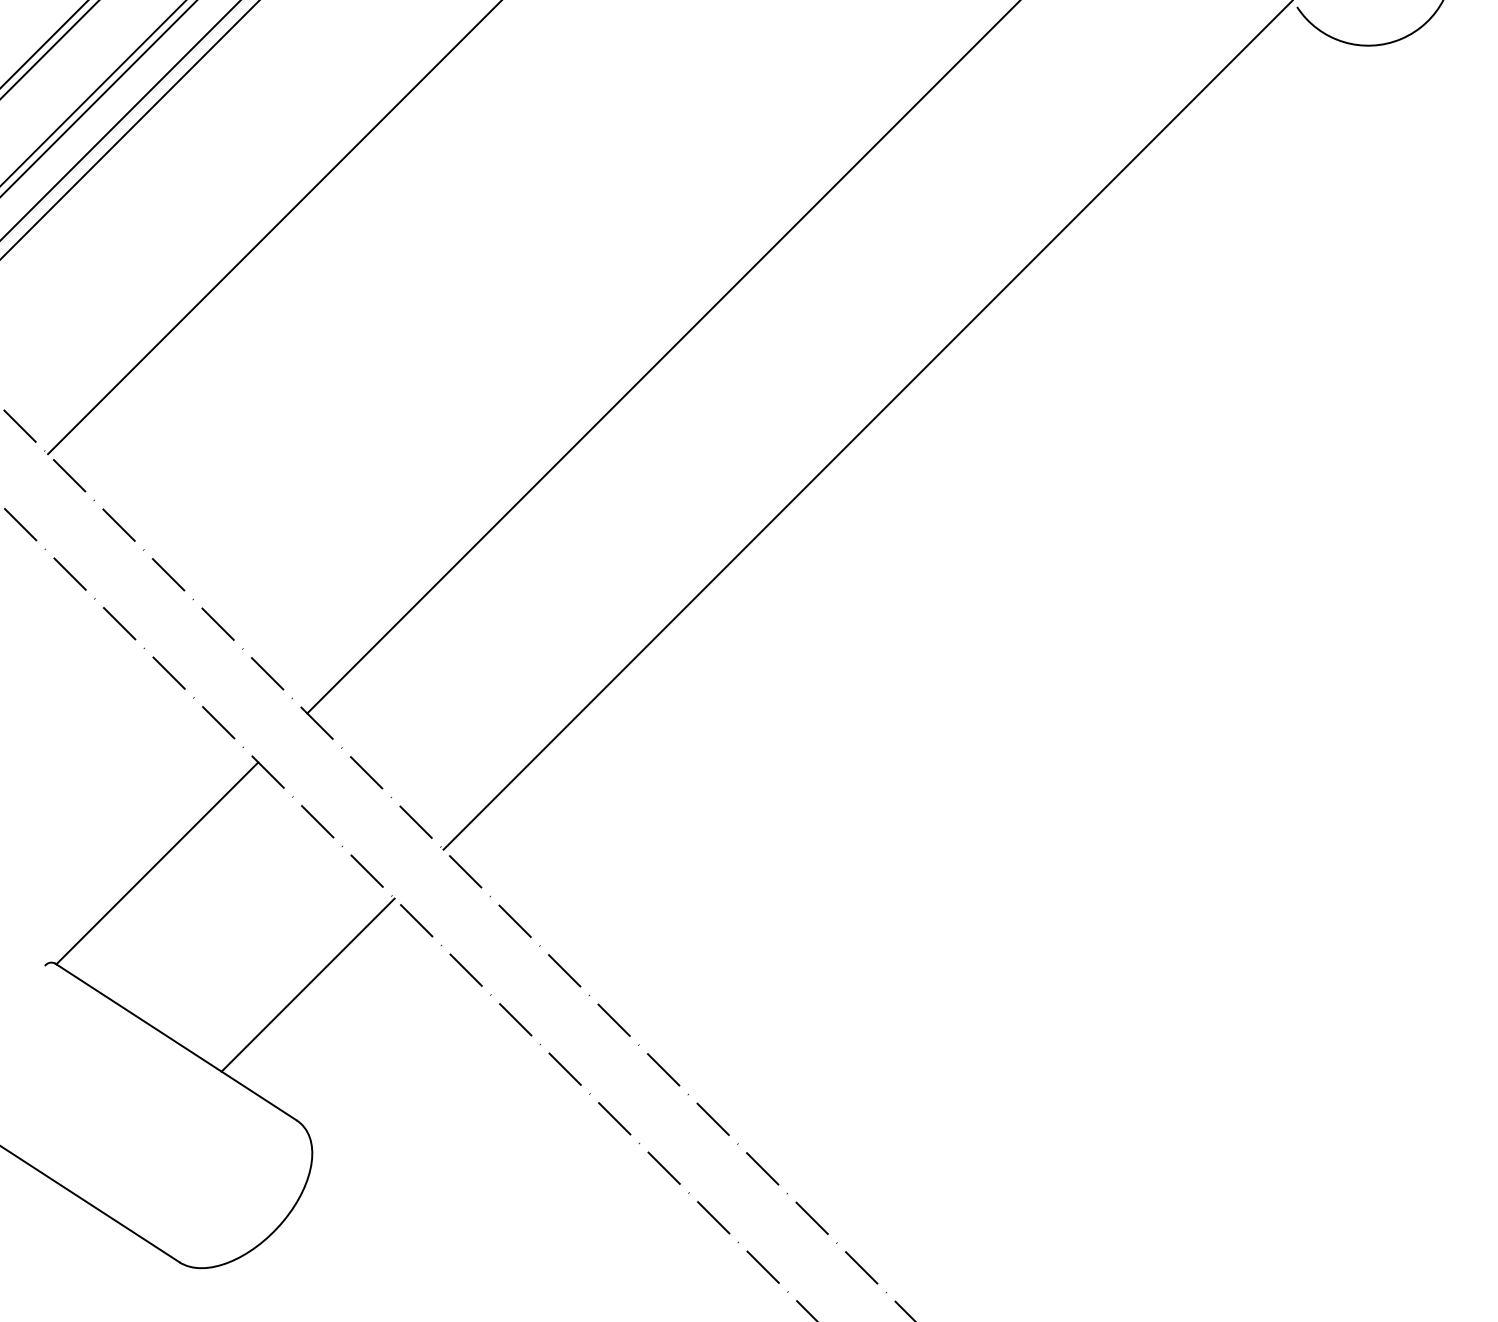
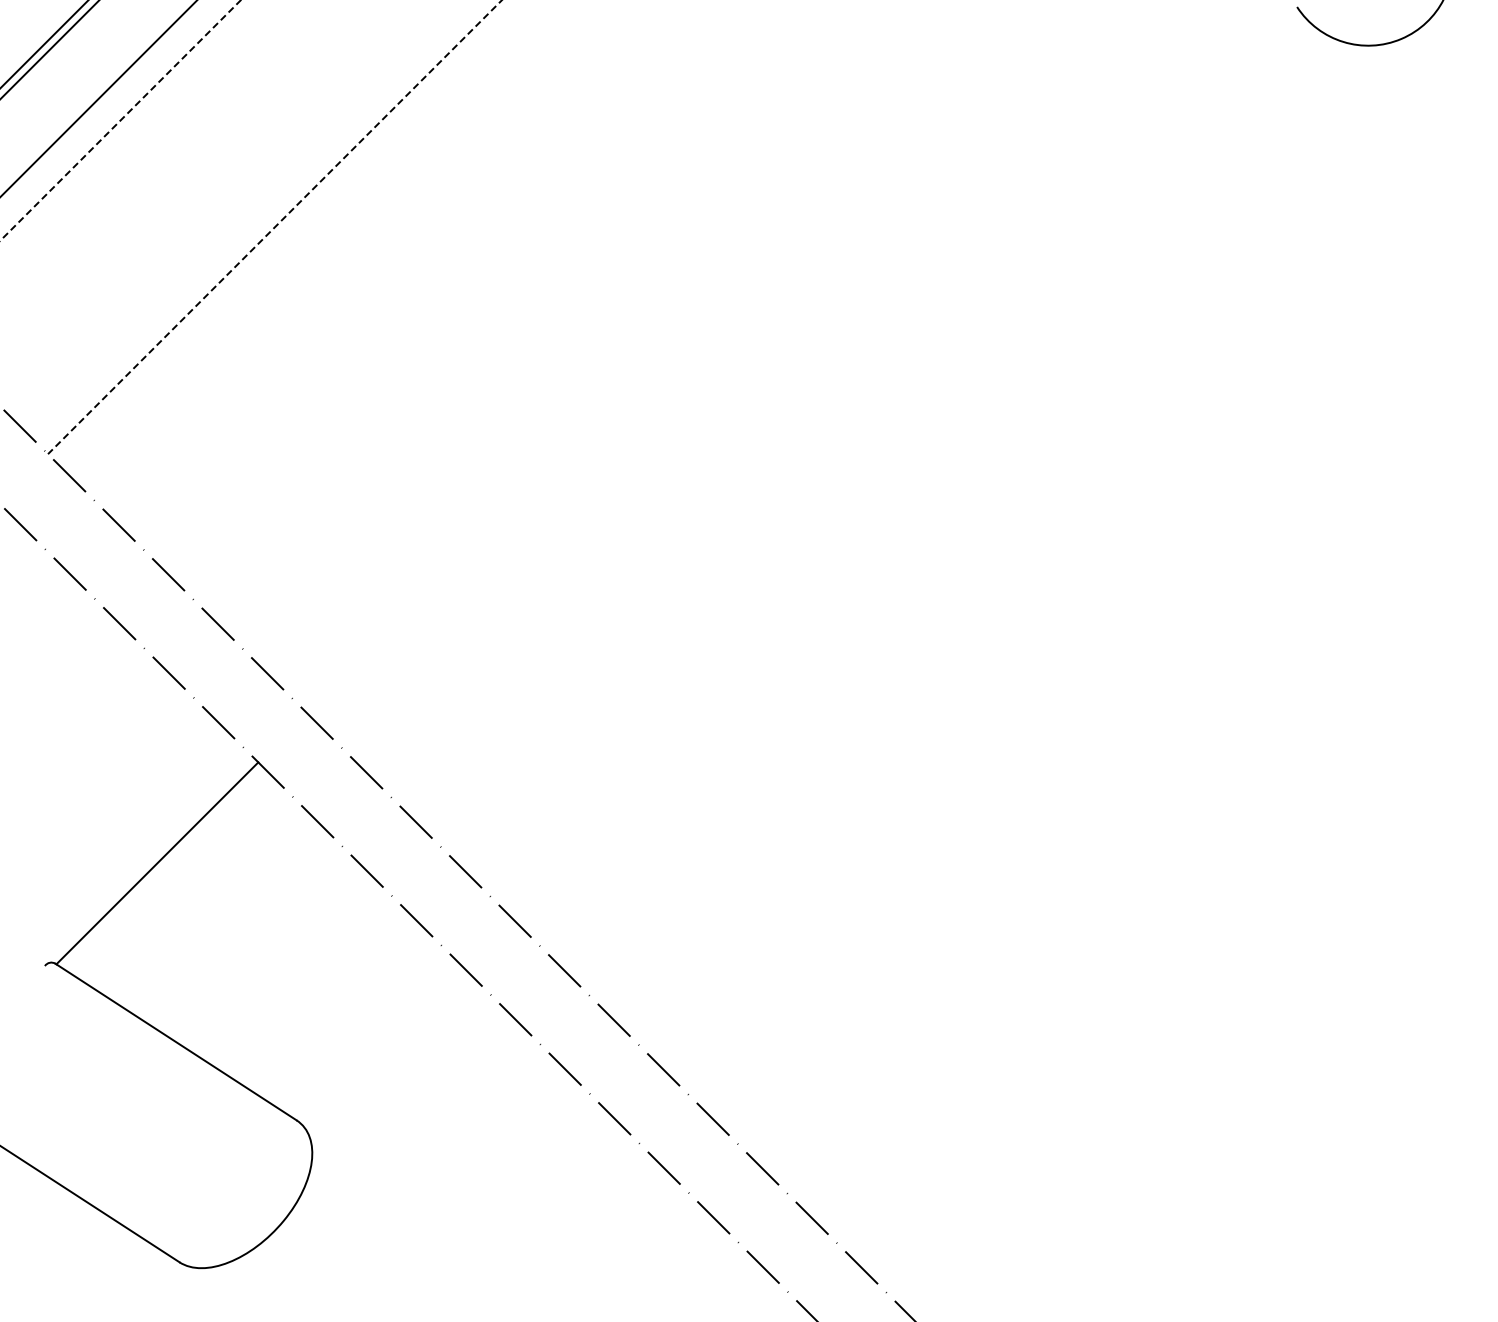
line: present -> none (93, 93)
line: solid -> dashed (120, 120)
line: present -> none (129, 129)
line: solid -> dashed (274, 227)
line: present -> none (662, 357)
line: present -> none (866, 425)
line: present -> none (307, 984)
